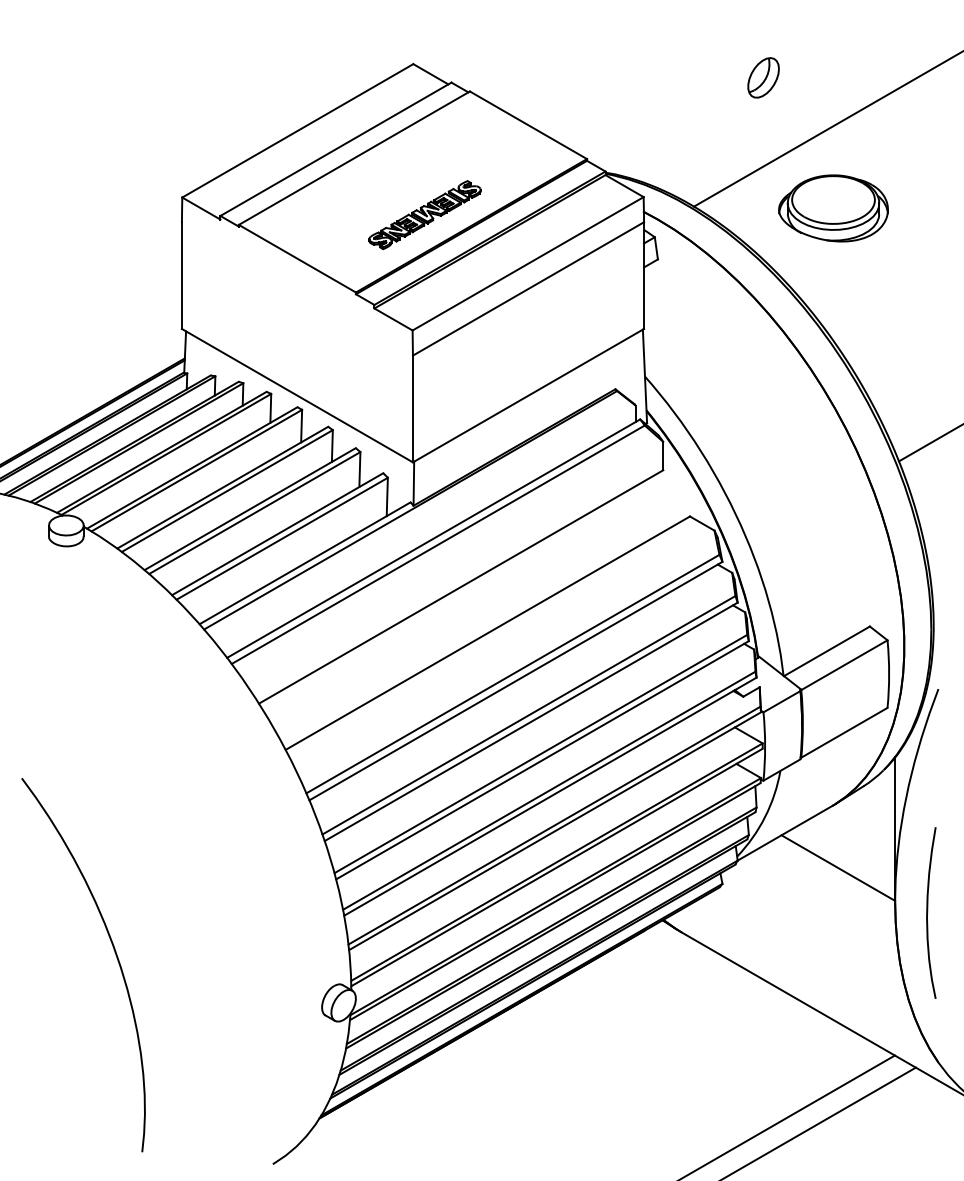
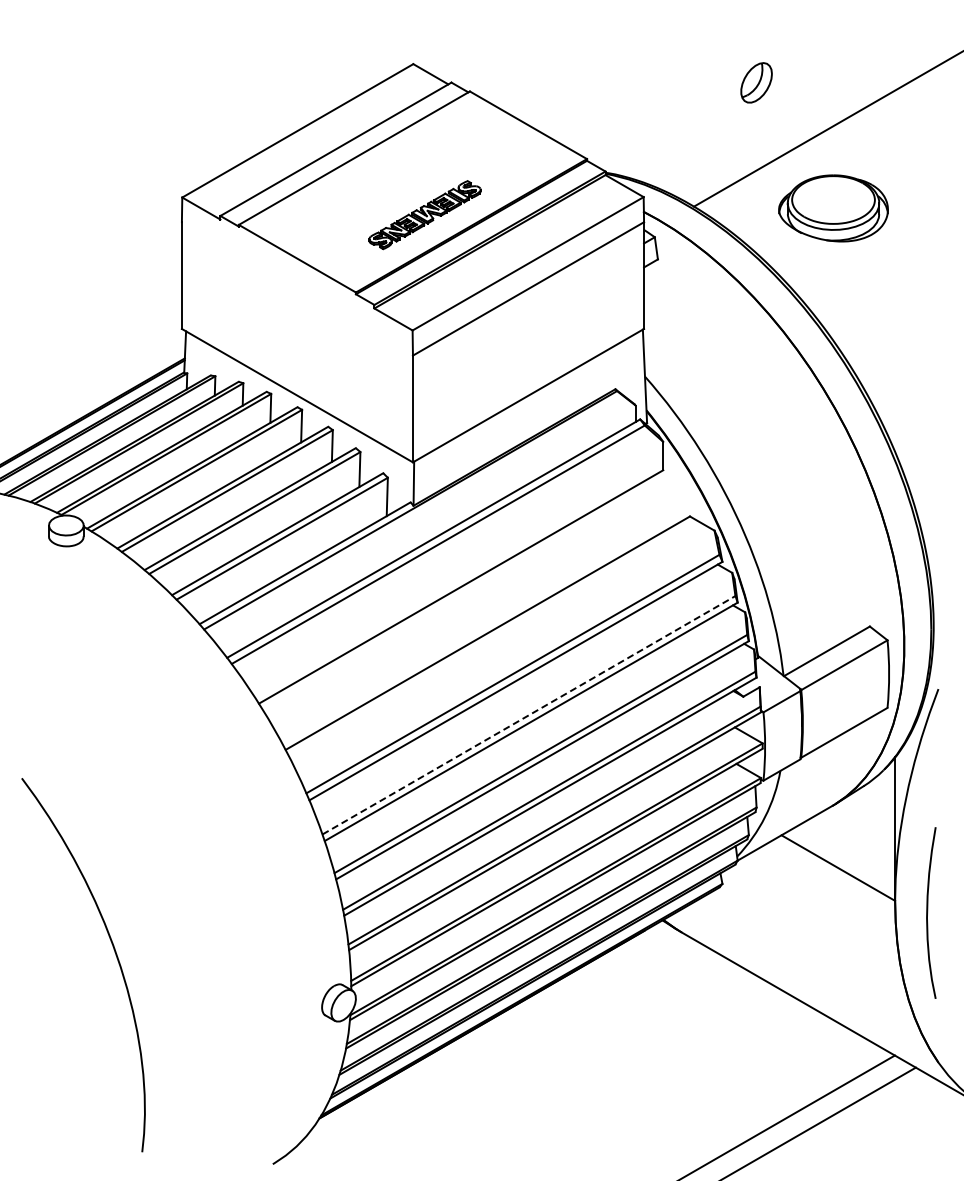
part position: (763, 77) -> (756, 82) (756, 82)
line: present -> none (929, 443)
line: solid -> dashed (529, 715)
